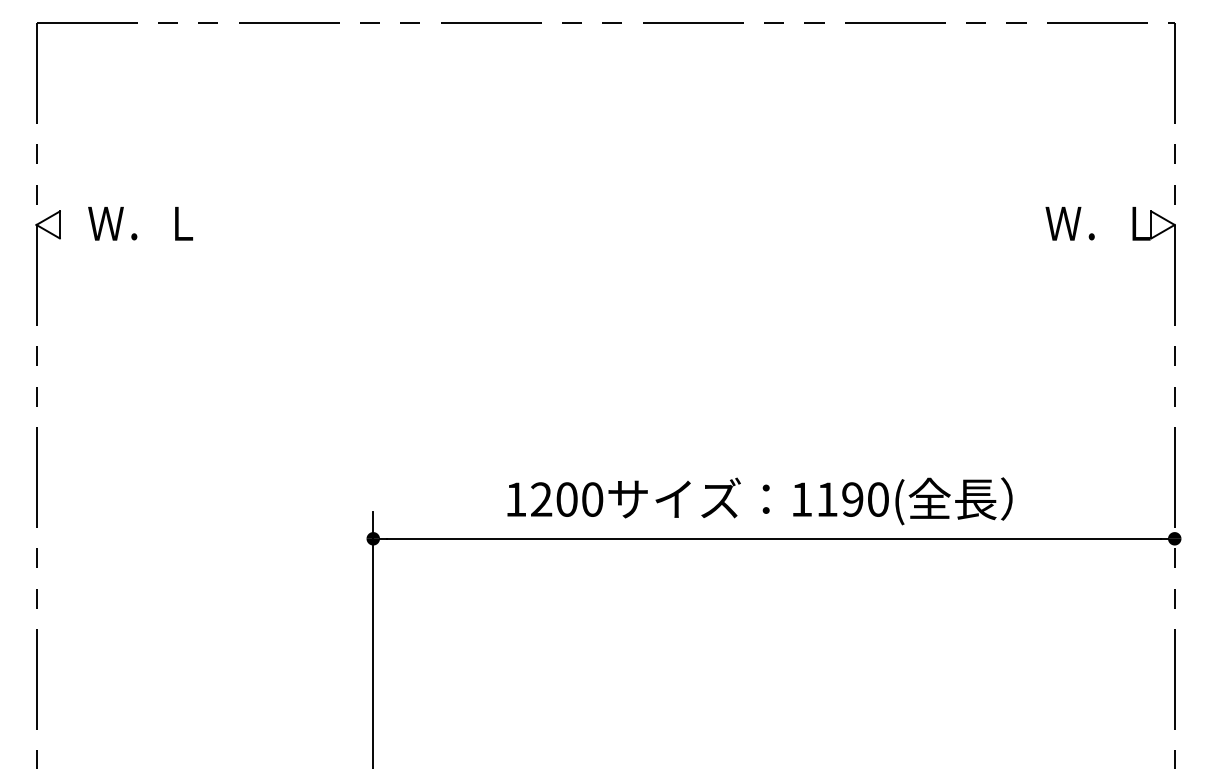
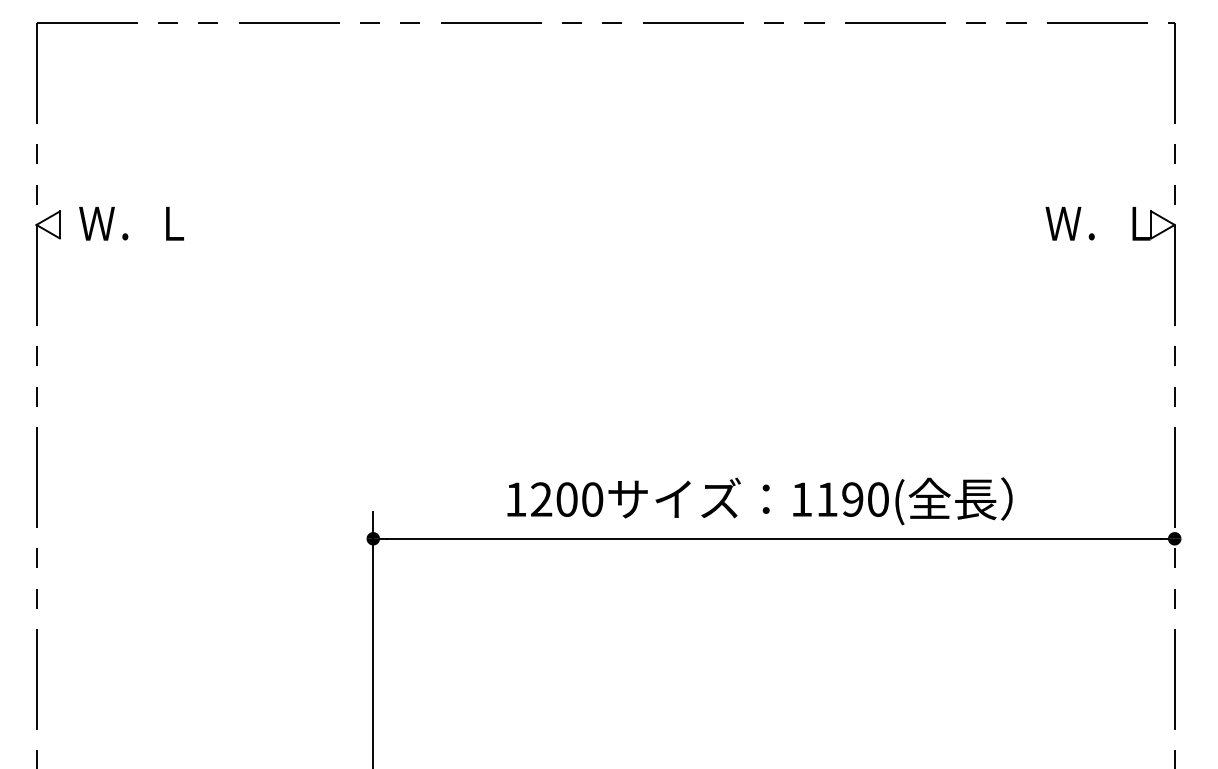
text position: (140, 223) -> (131, 223) (131, 223)
